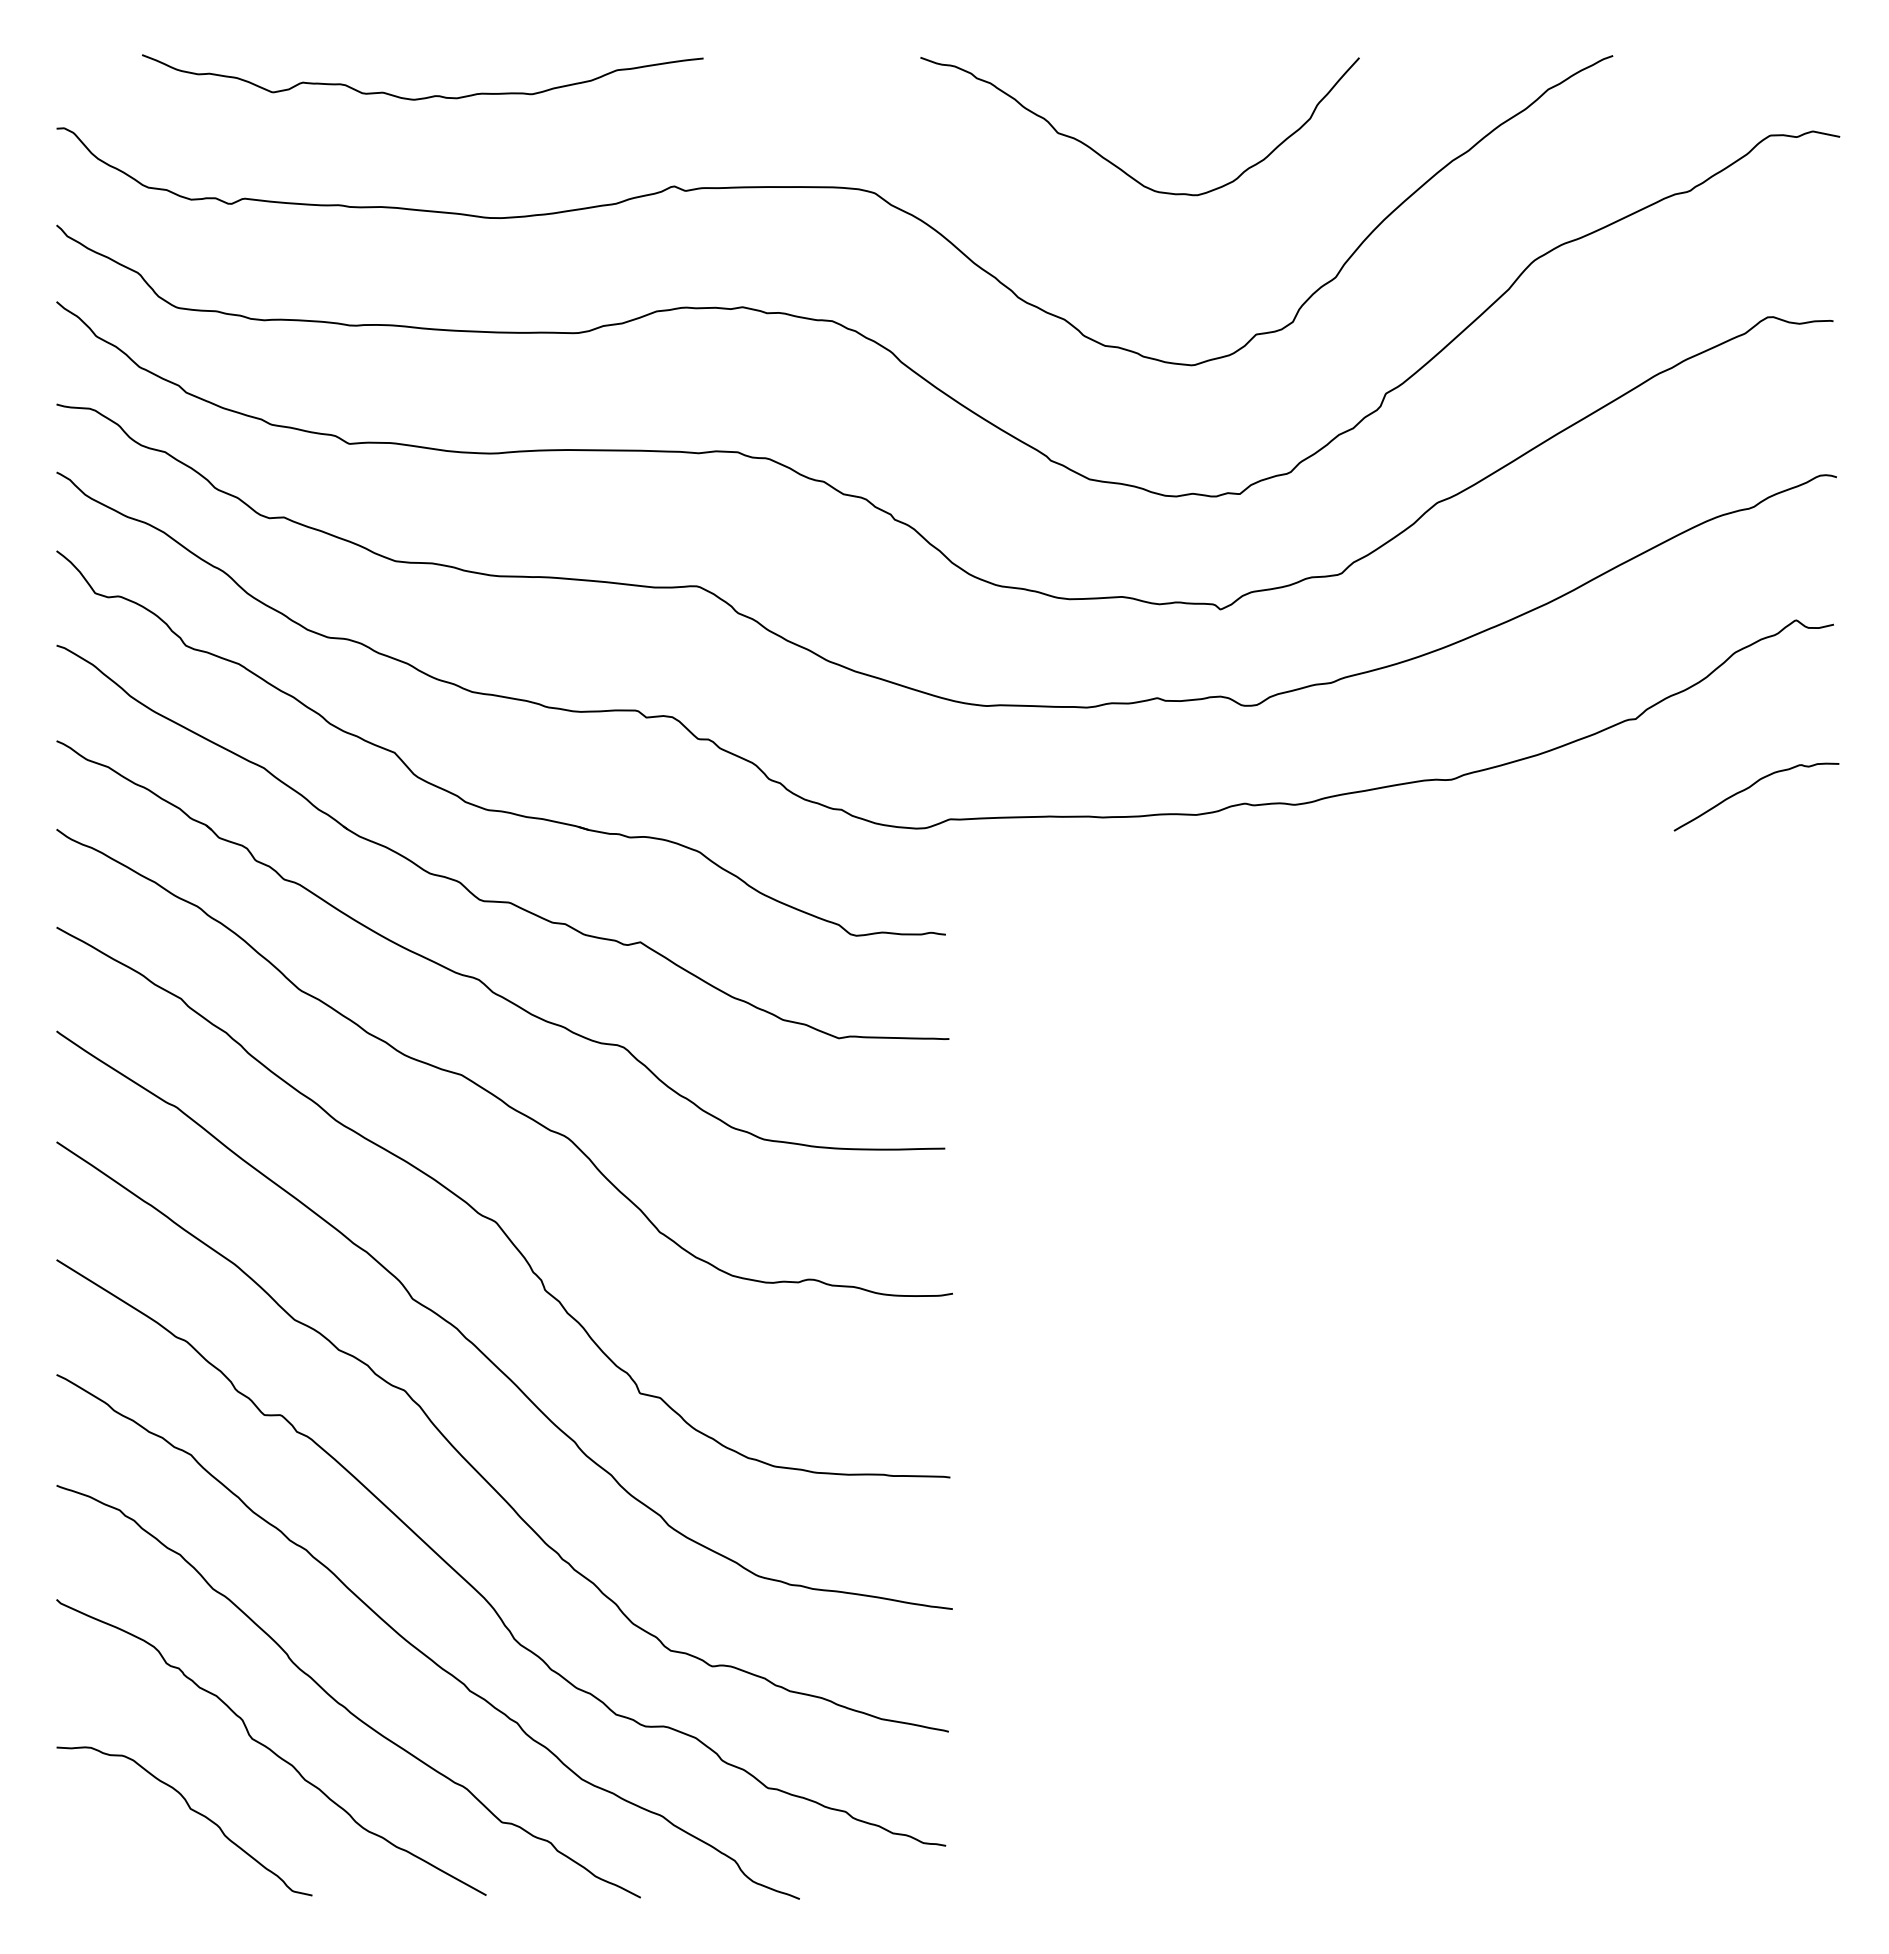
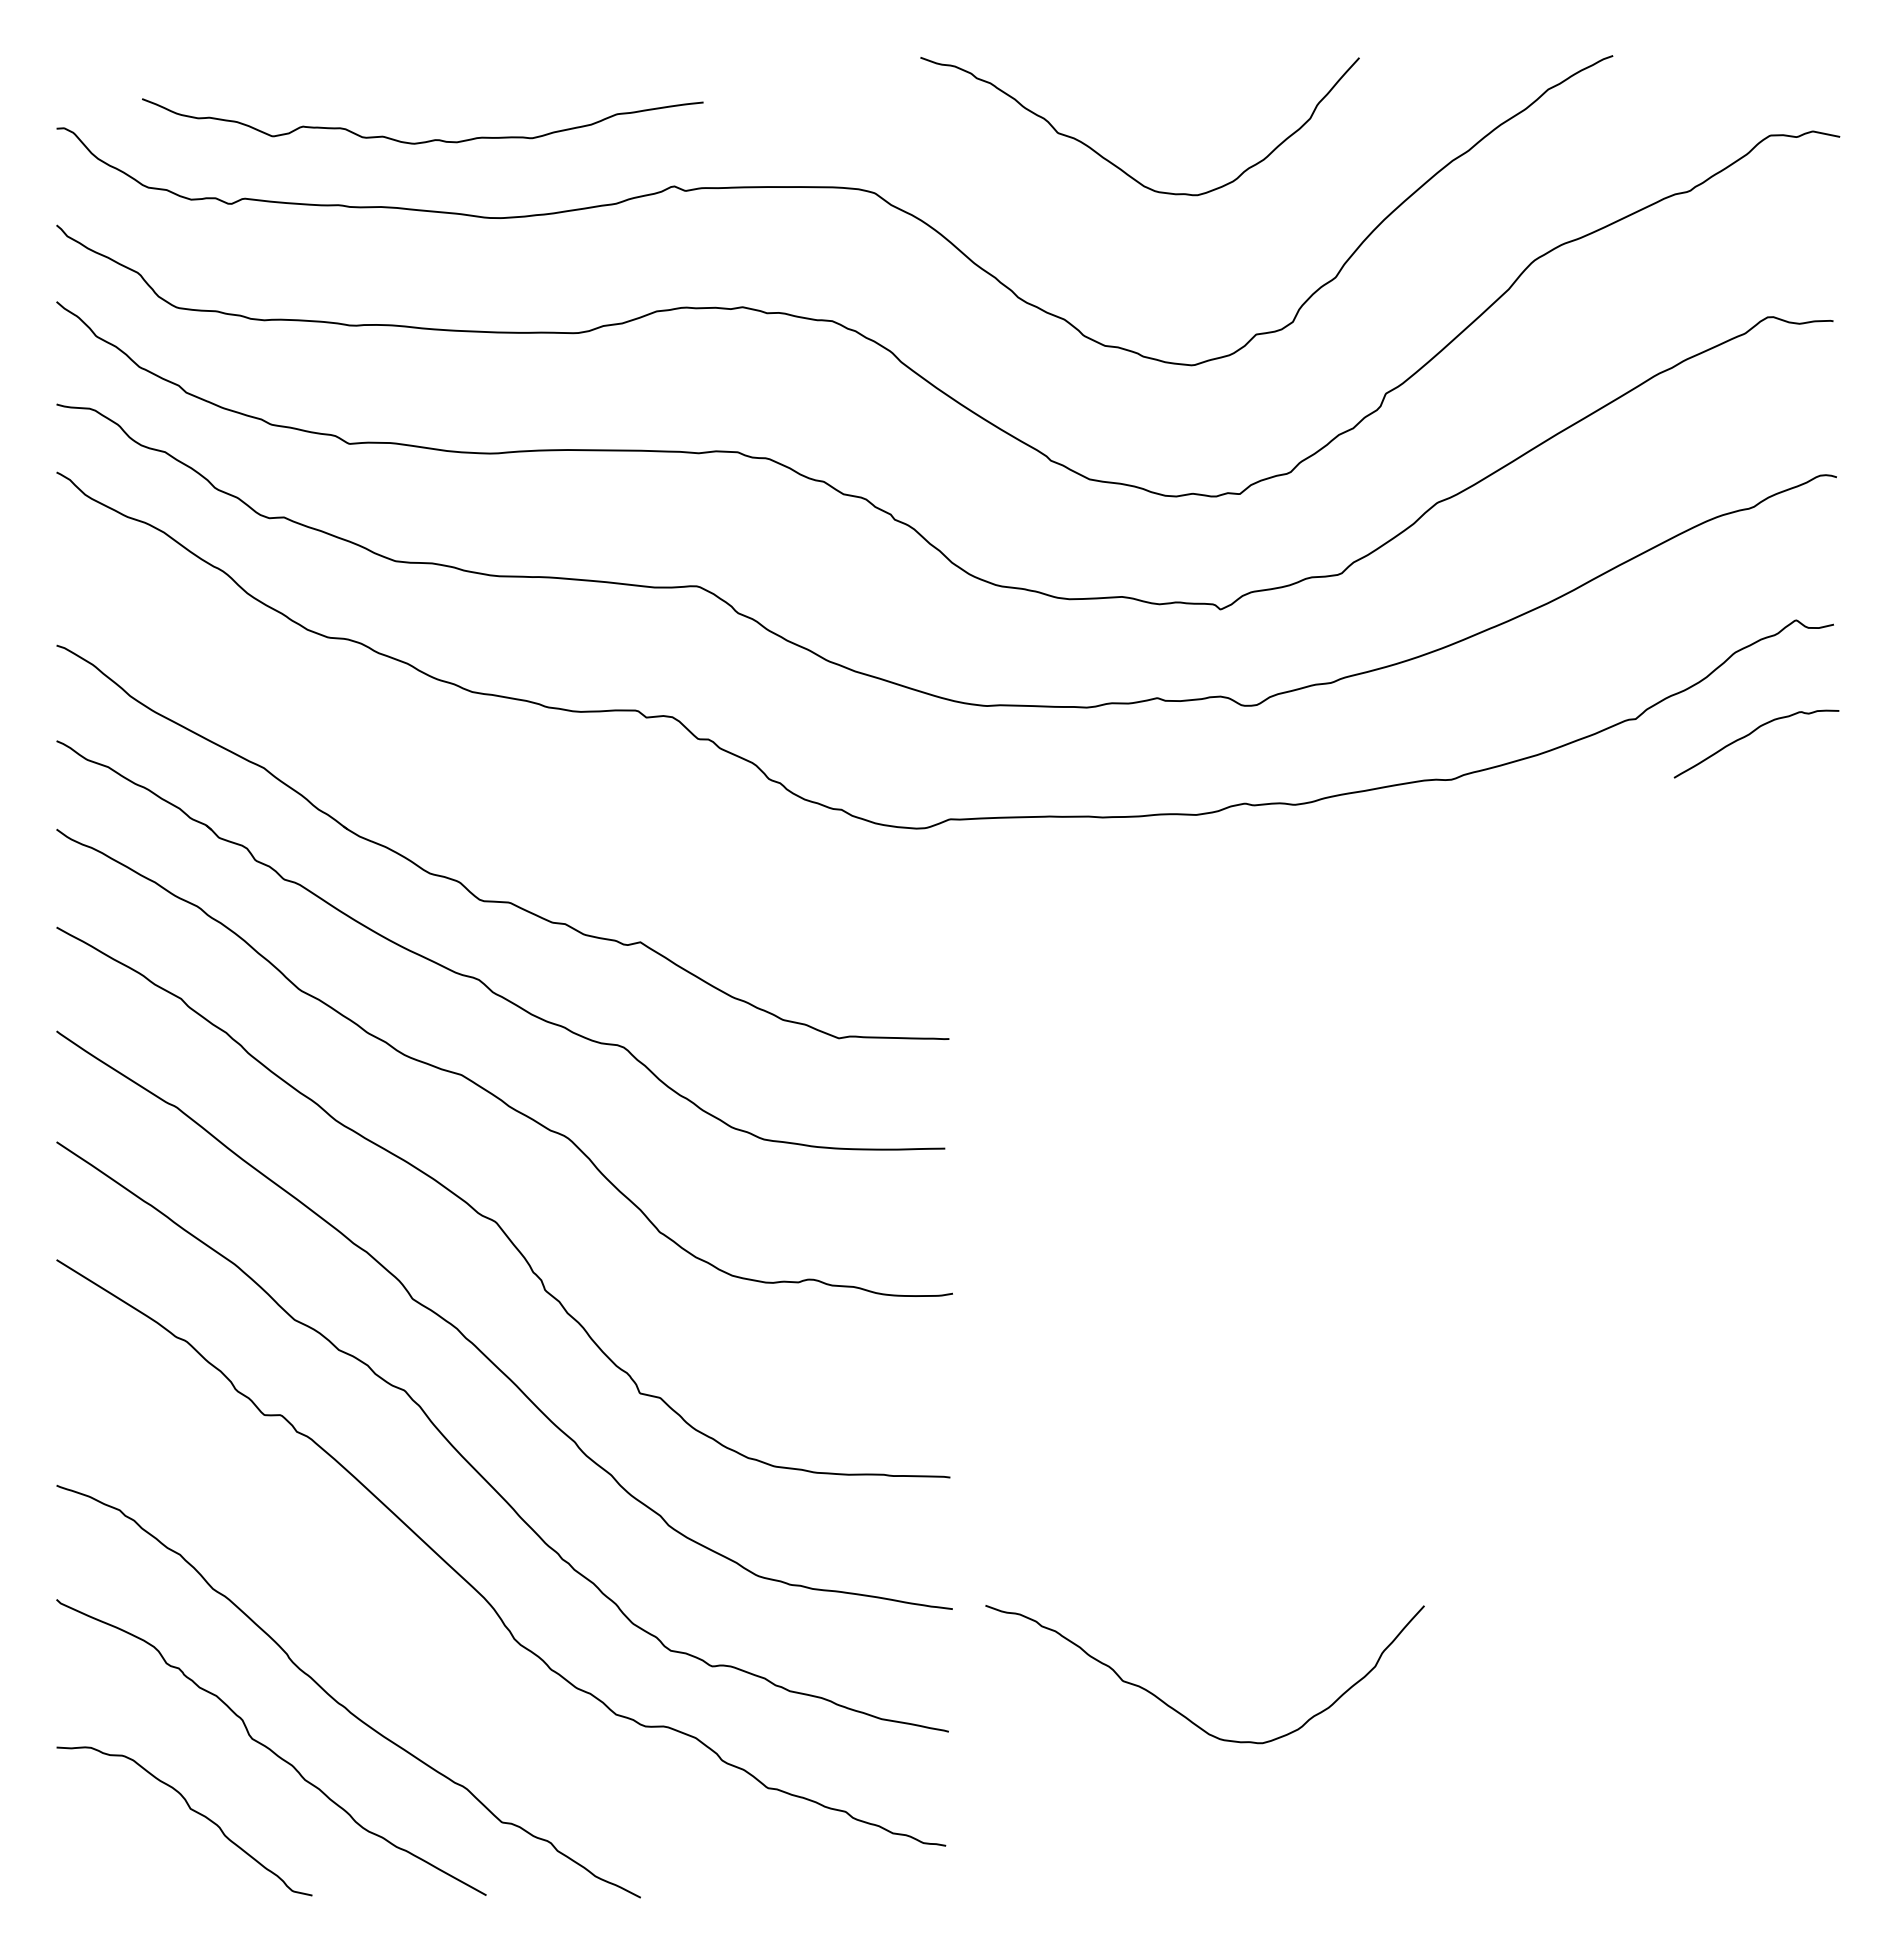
curve position: (427, 96) -> (427, 140) (427, 140)
curve position: (1749, 788) -> (1749, 735) (1749, 735)
part: present -> none (478, 805)
curve: present -> none (418, 1648)
curve: none -> present (1180, 1712)
